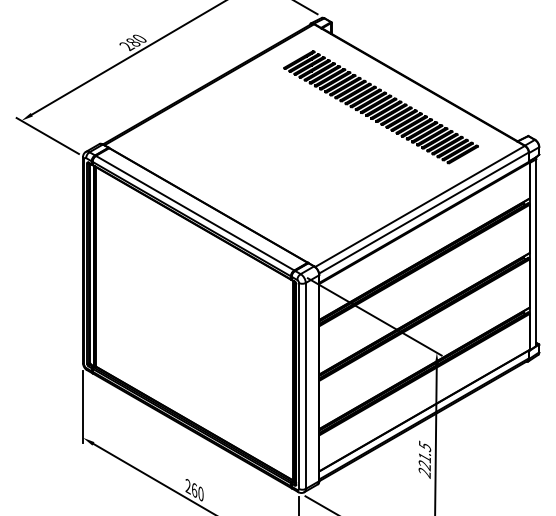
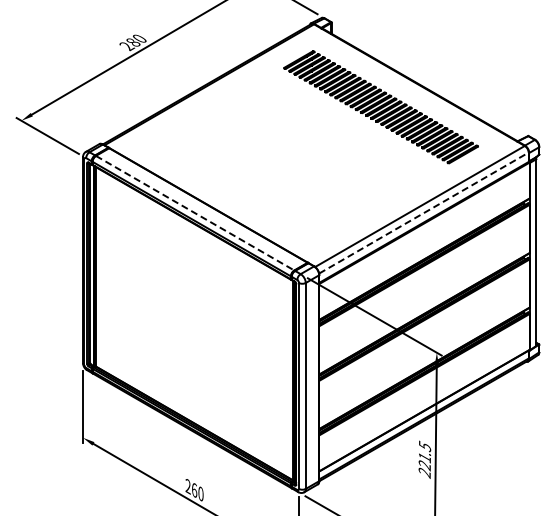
line: solid -> dashed (195, 213)
line: solid -> dashed (423, 213)
